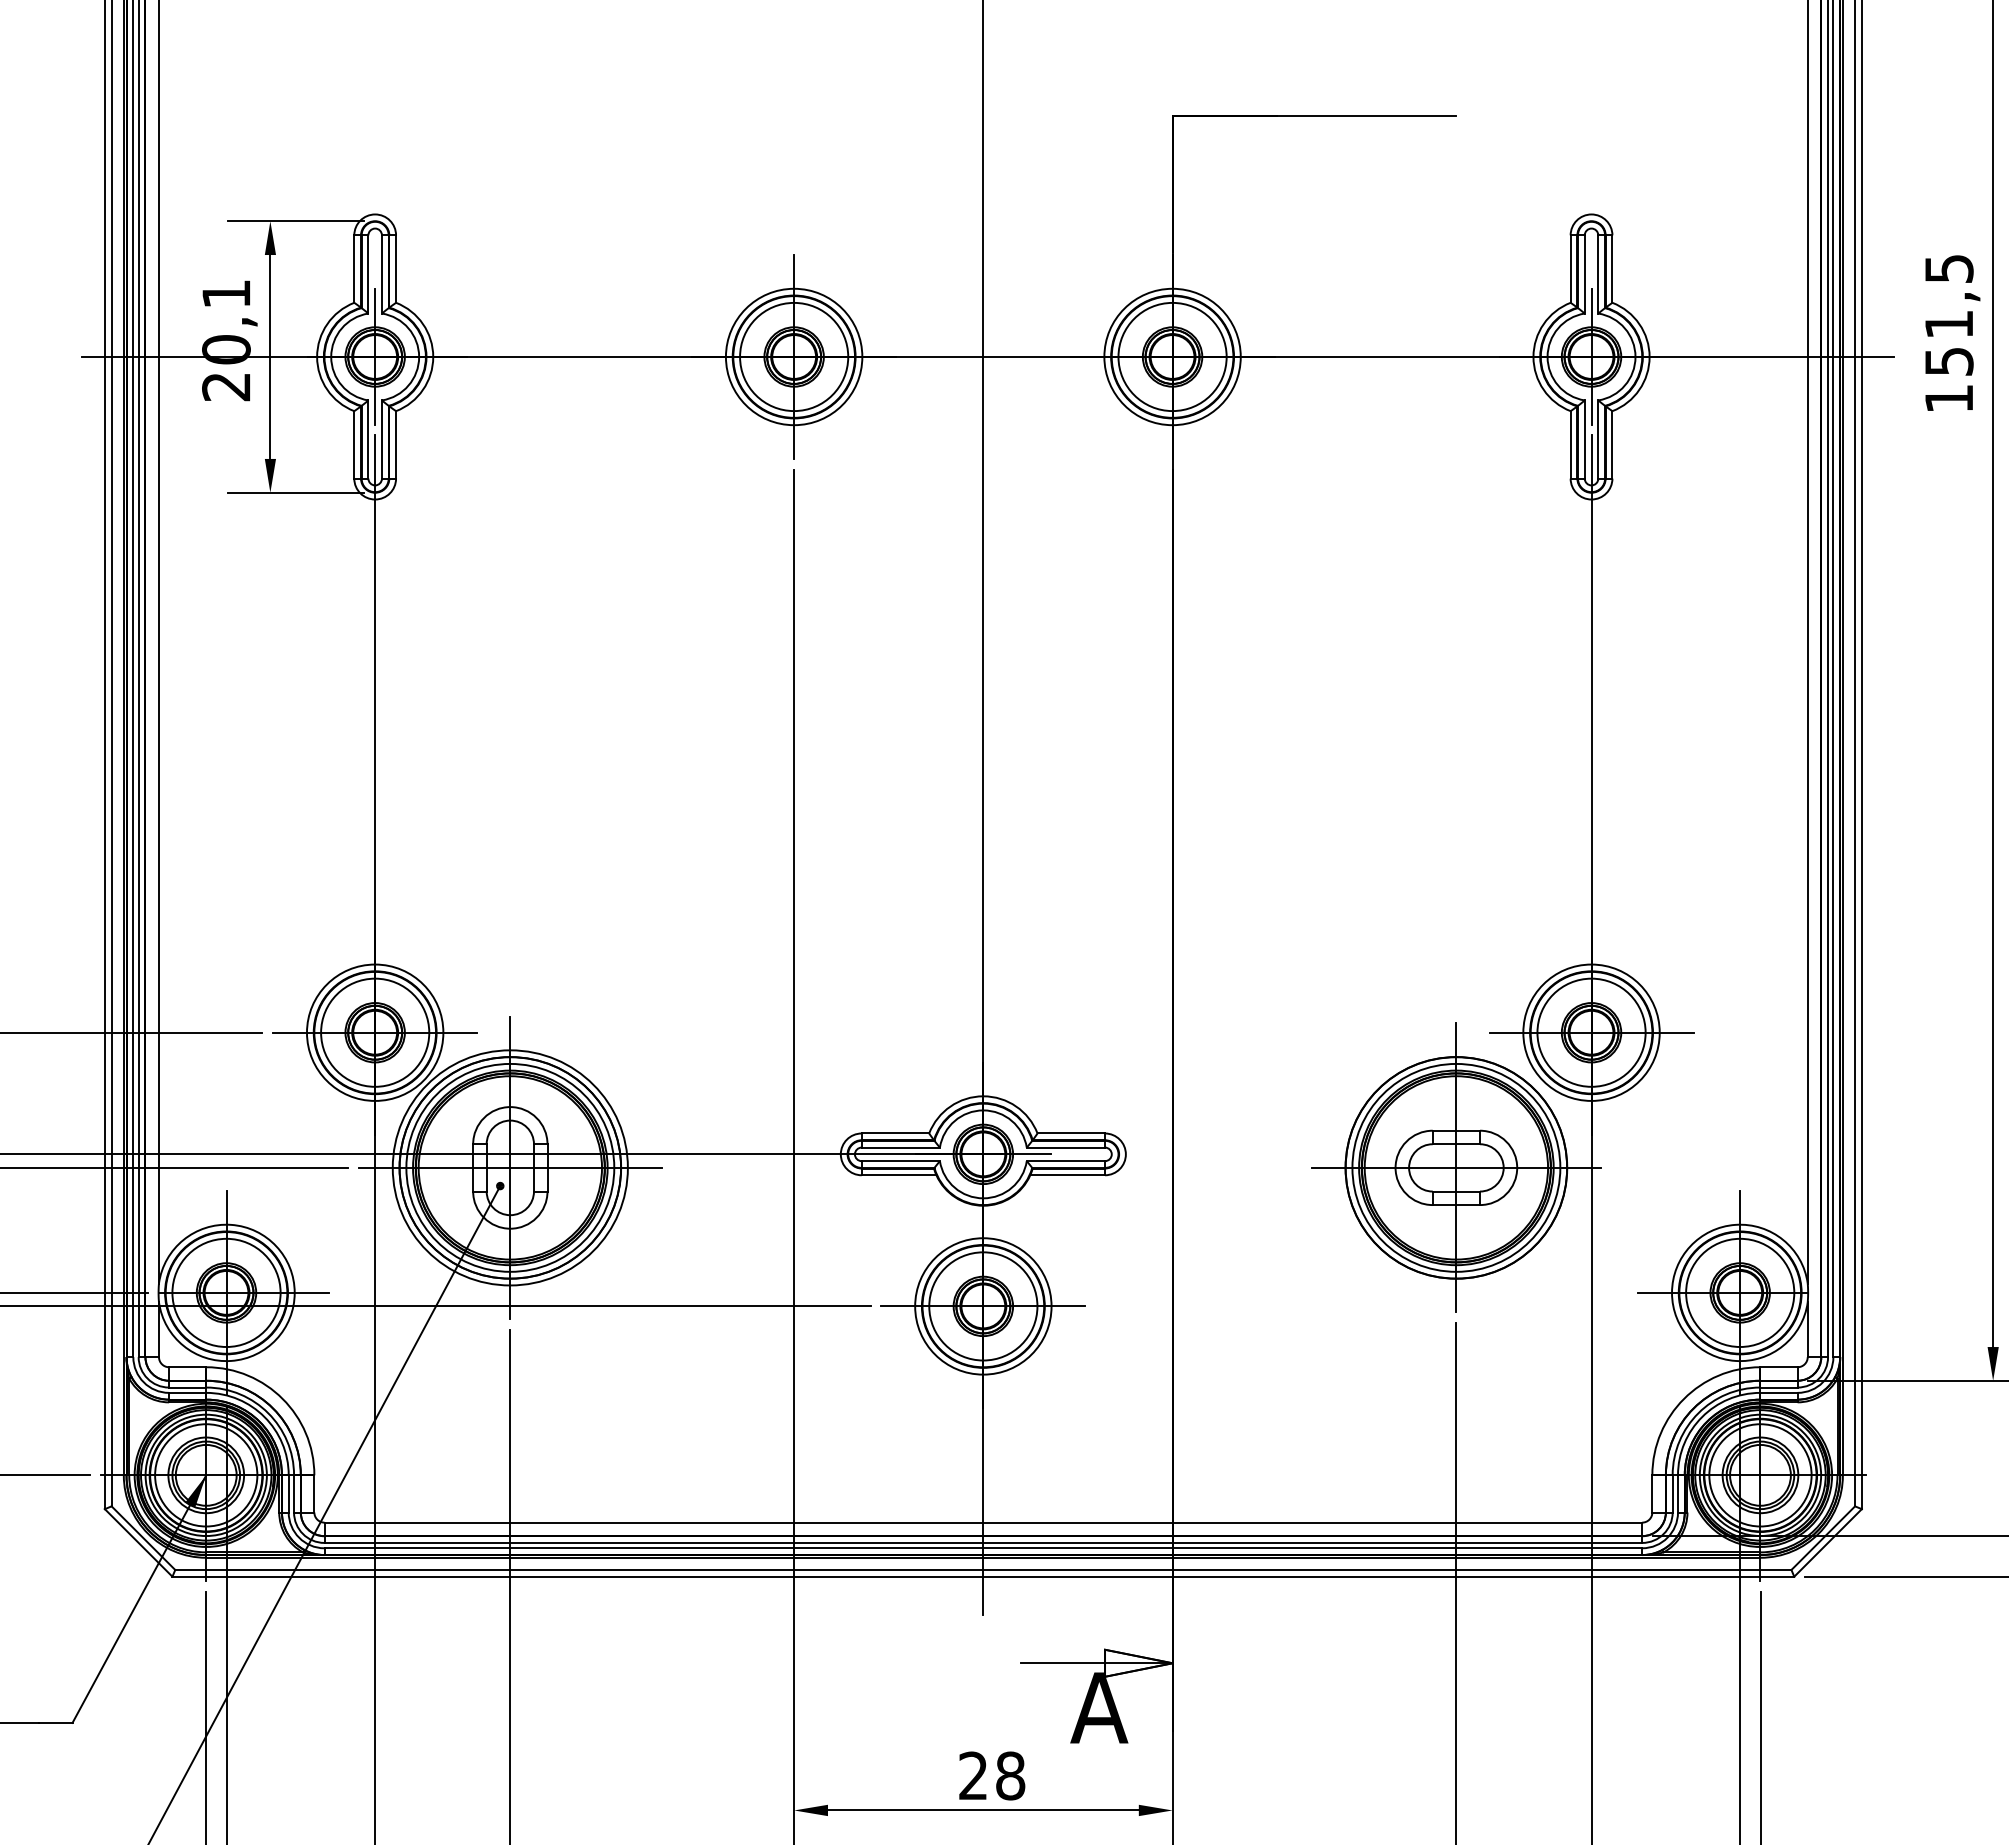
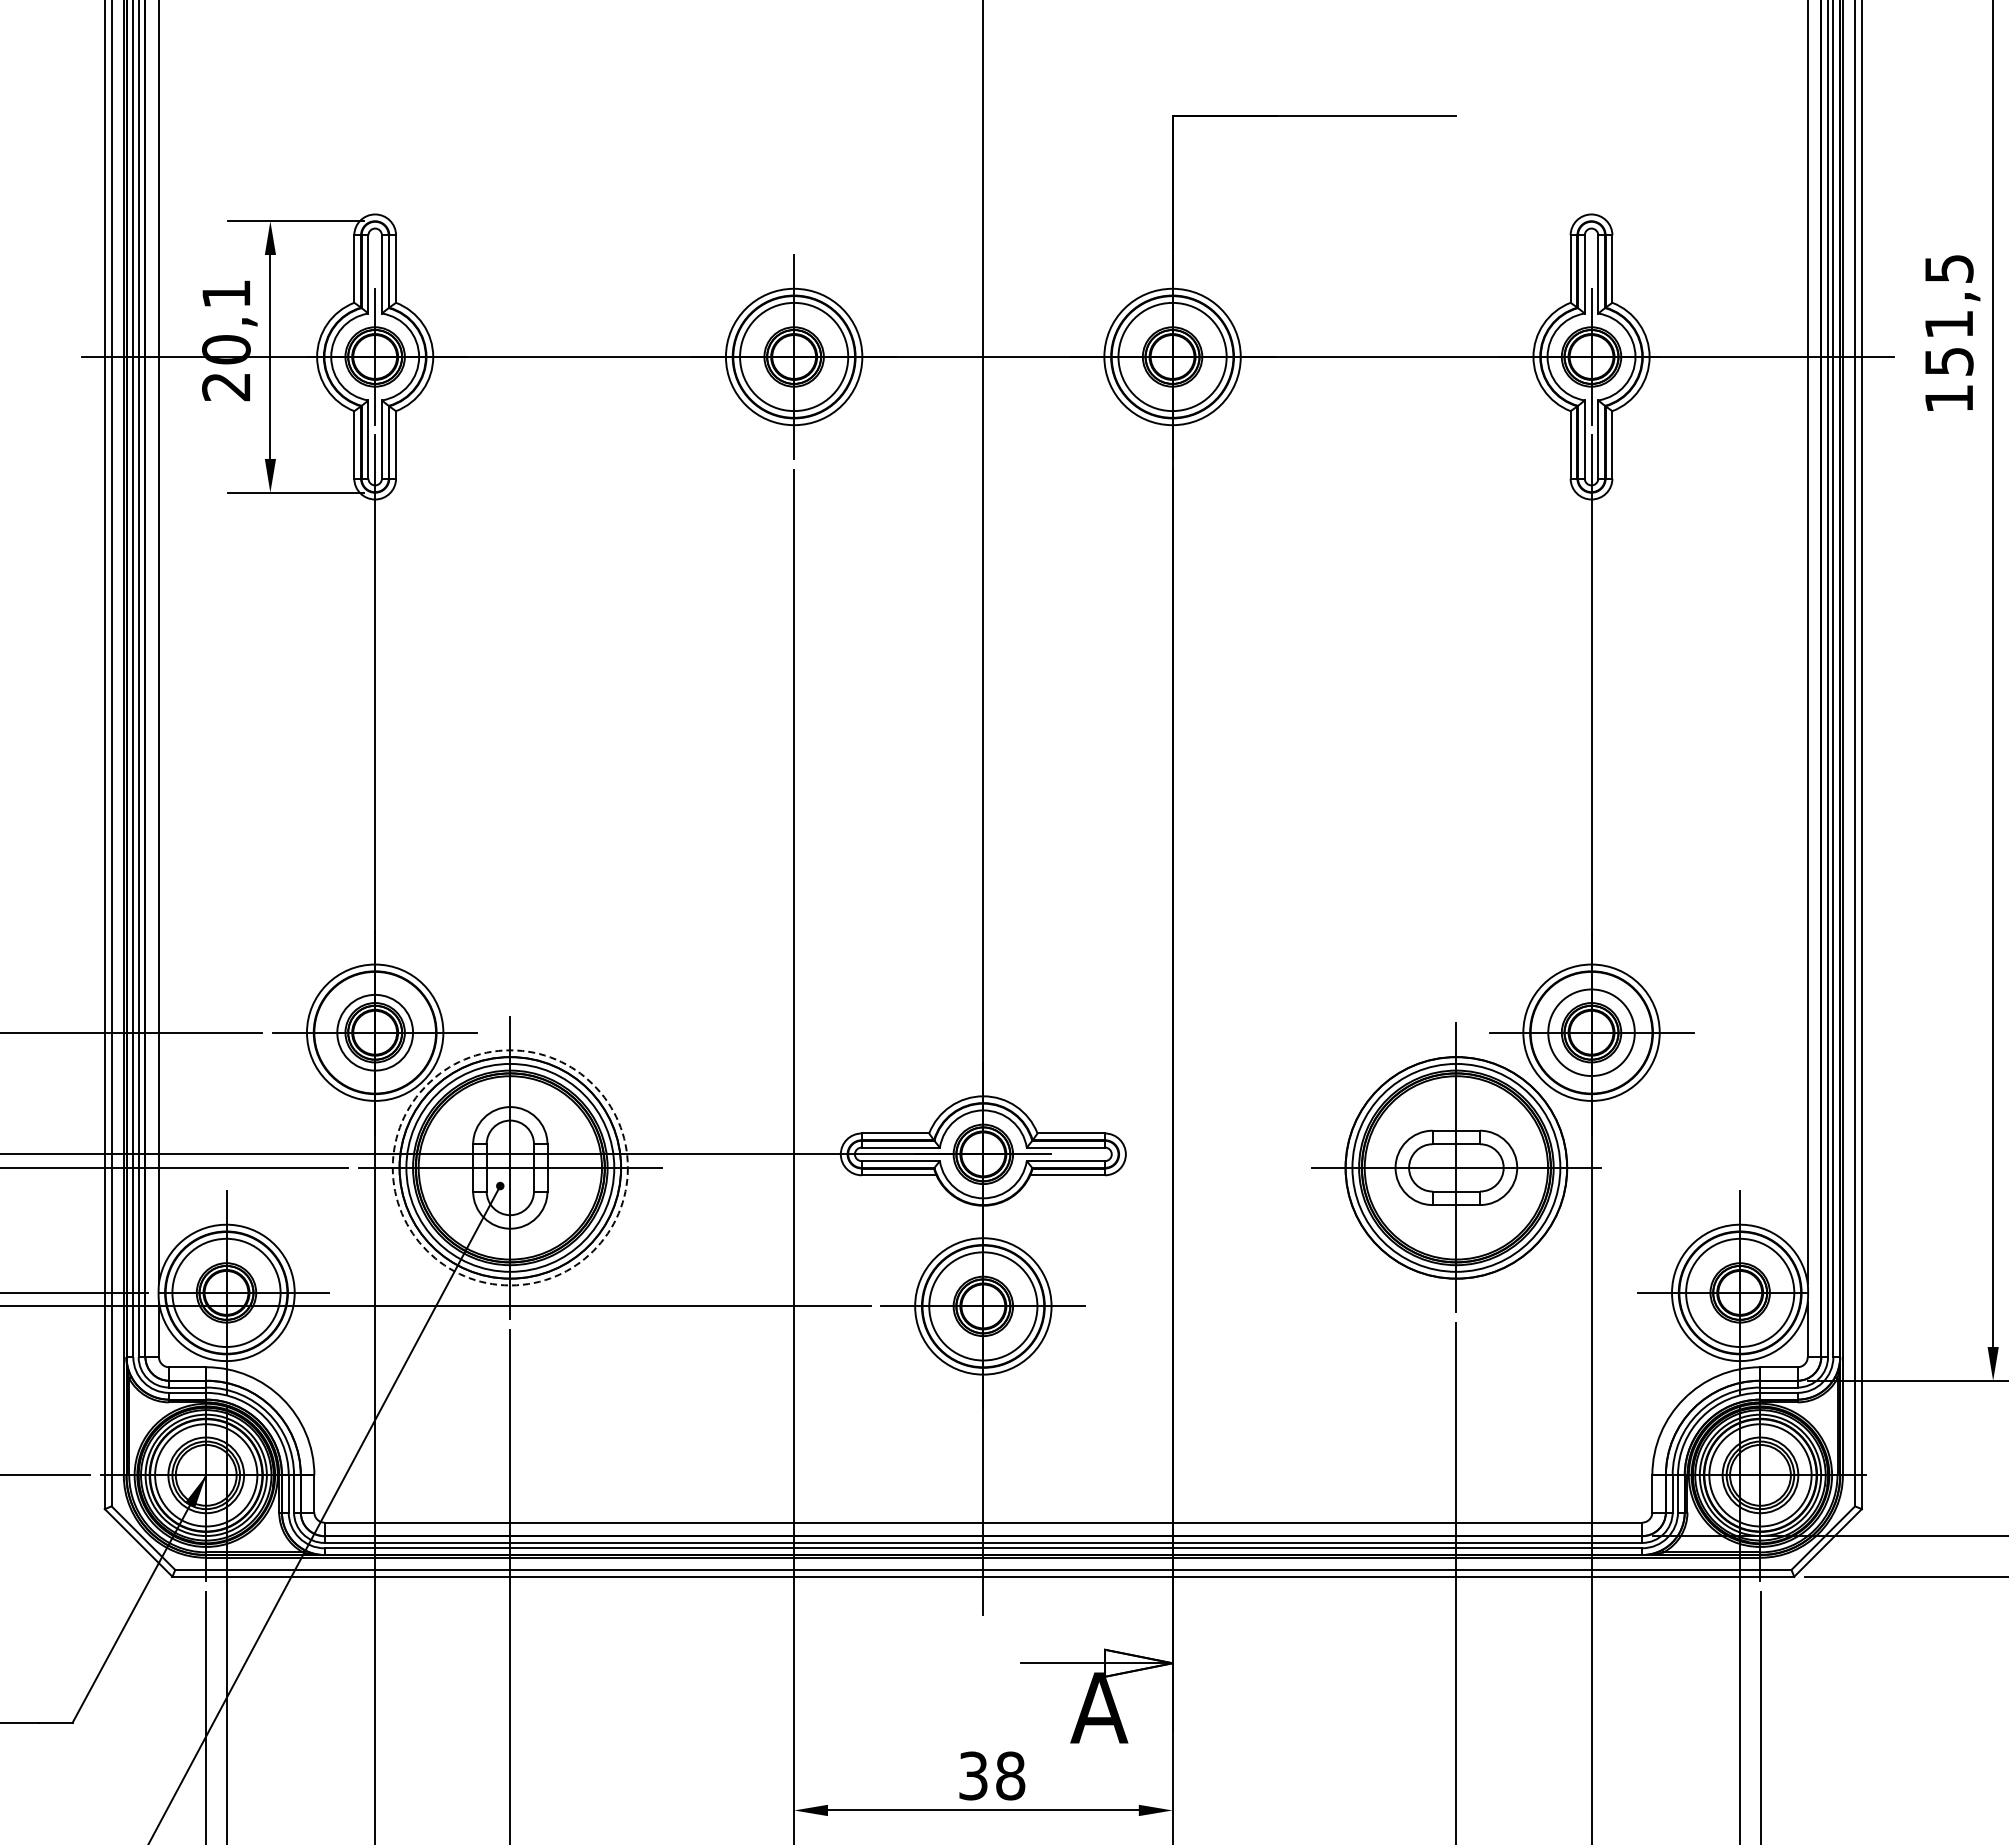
circle diameter: 108 px -> 76 px (375, 1032)
circle diameter: 108 px -> 87 px (1591, 1032)
circle: solid -> dashed (509, 1167)
text: 28 -> 38 (973, 1775)
